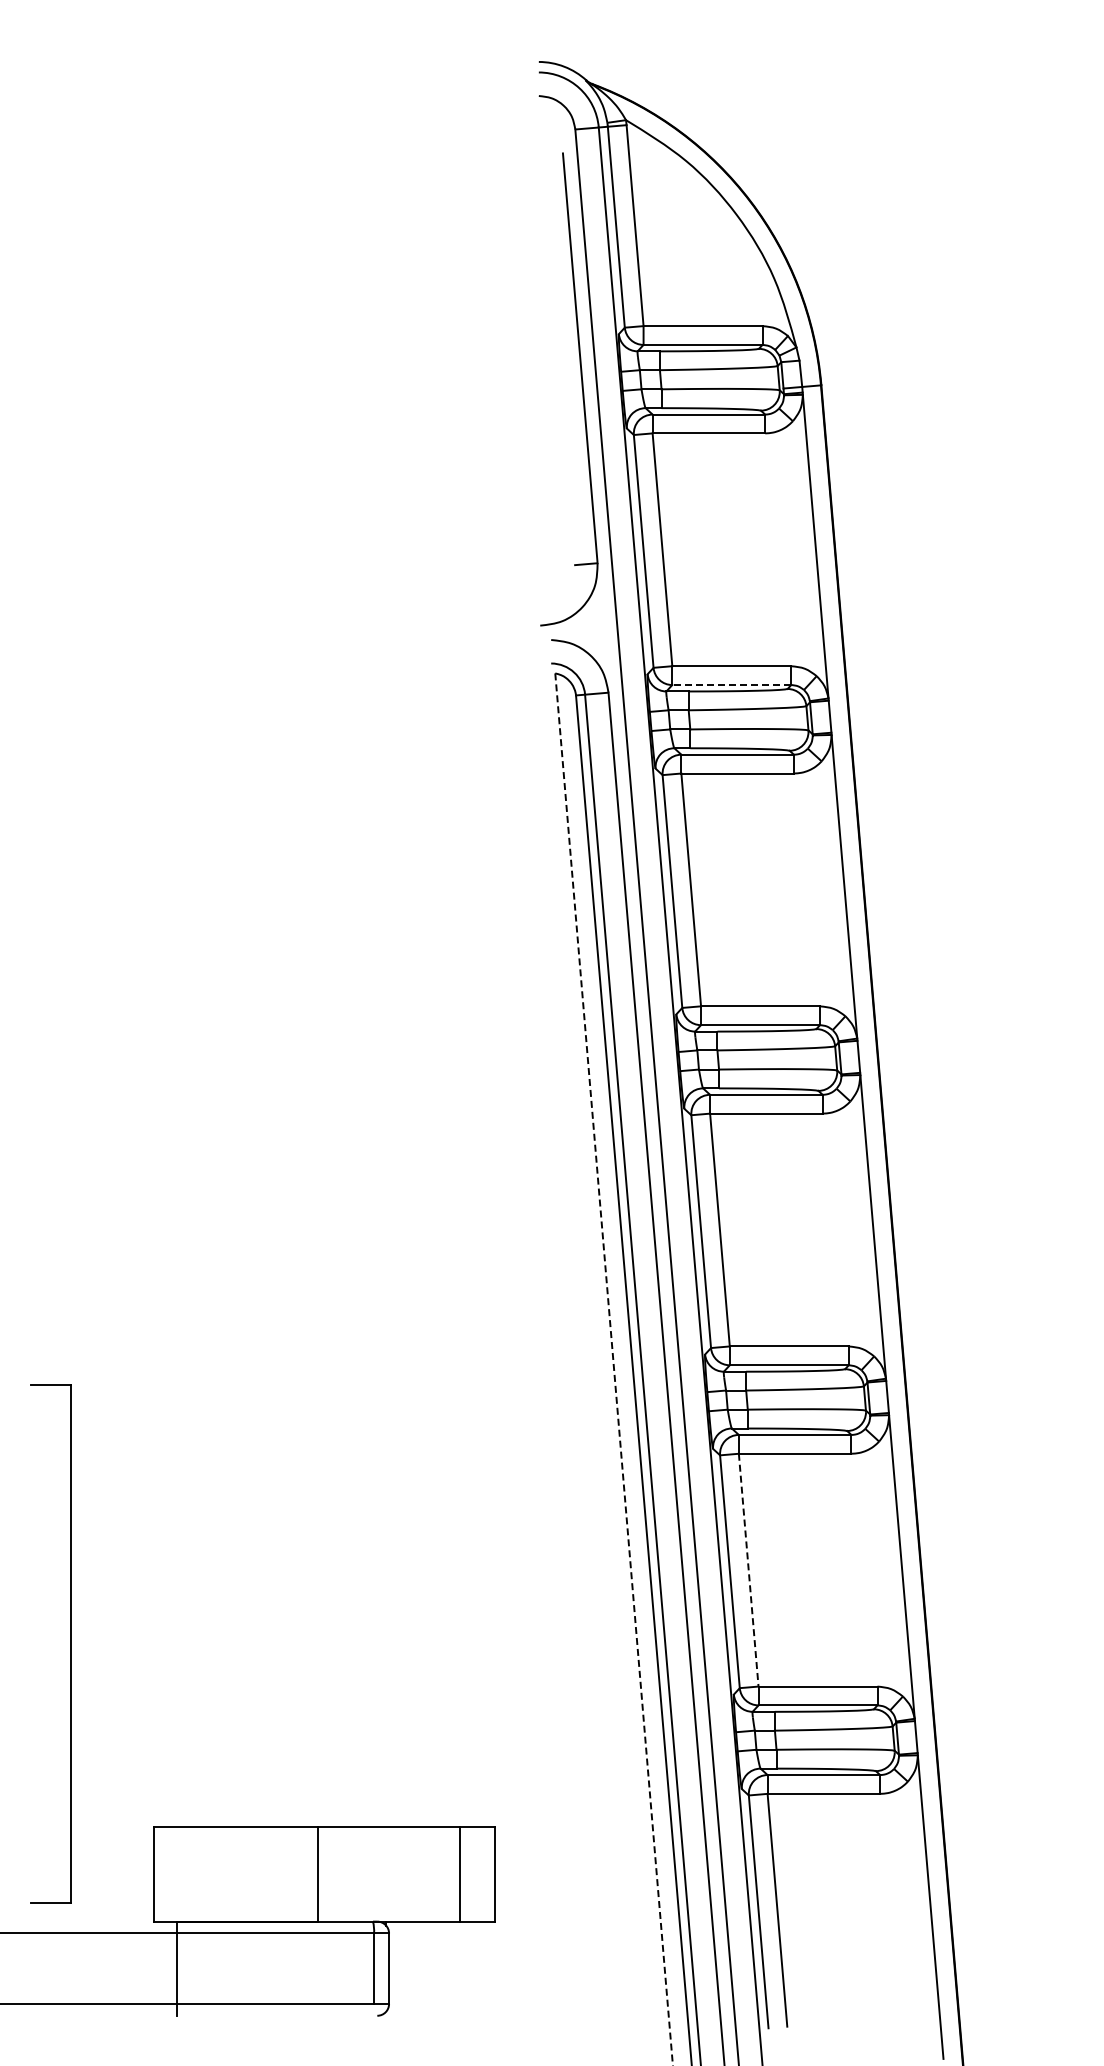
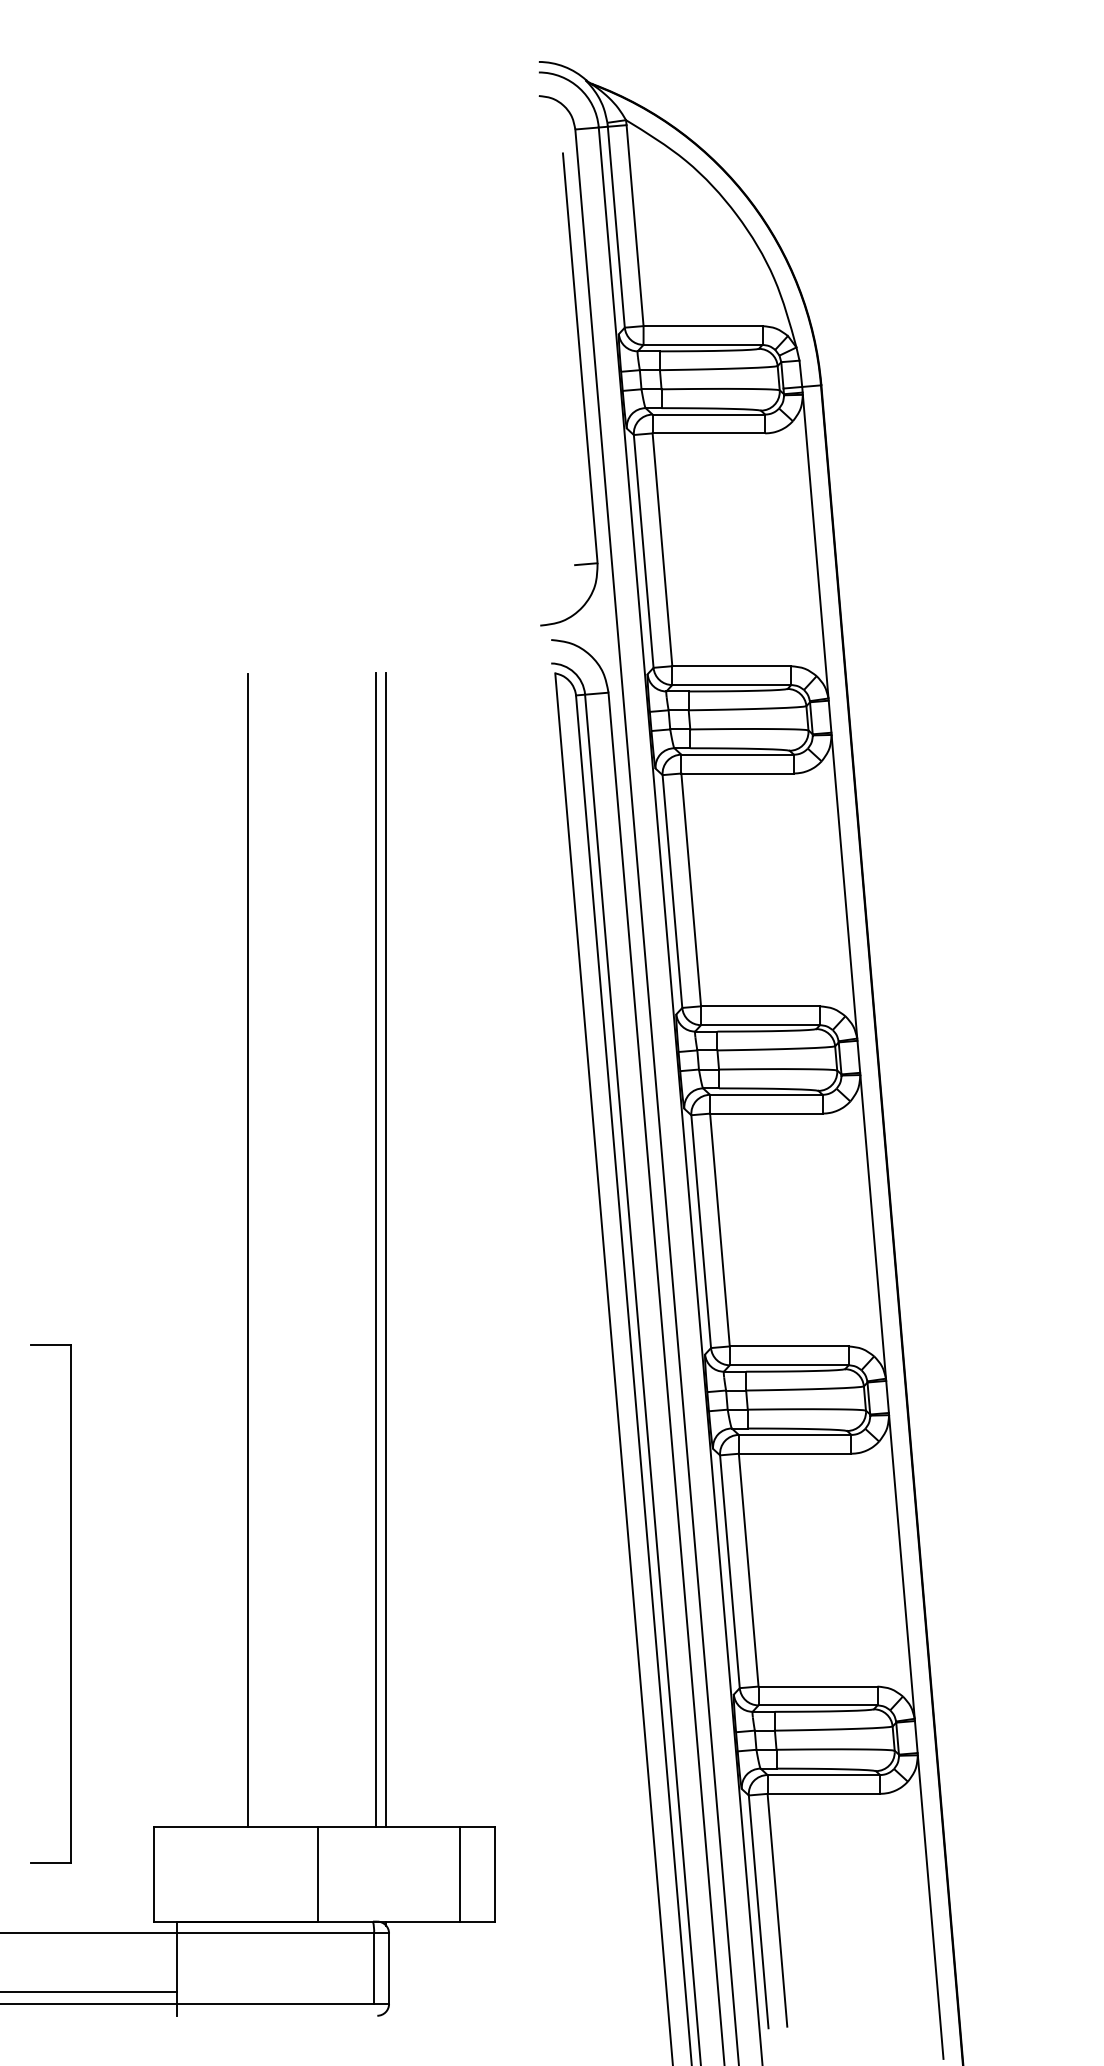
line: dashed -> solid (731, 685)
line: none -> present (376, 1249)
line: none -> present (247, 1250)
line: none -> present (386, 1250)
line: dashed -> solid (614, 1369)
line: dashed -> solid (748, 1570)
part position: (70, 1643) -> (70, 1603) (70, 1603)
line: none -> present (89, 1992)
